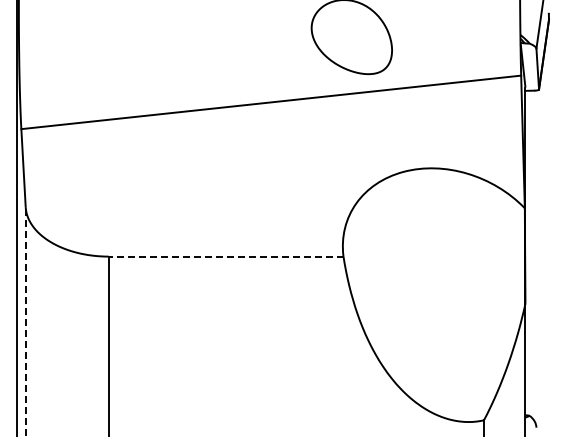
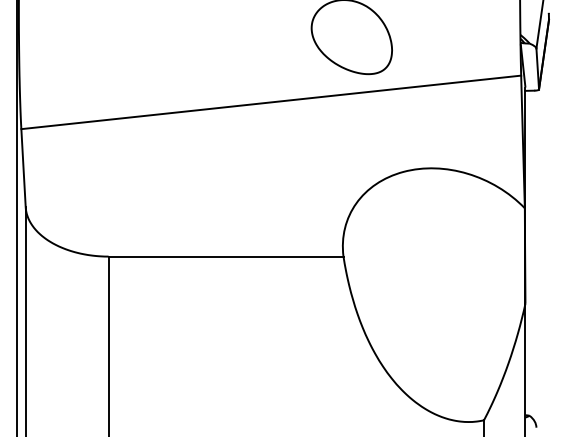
line: dashed -> solid (225, 256)
line: dashed -> solid (25, 321)
